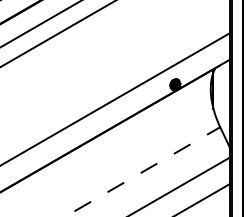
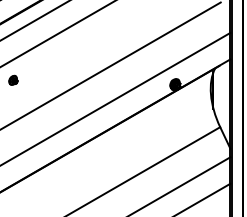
line position: (40, 24) -> (34, 20) (34, 20)
line: none -> present (111, 65)
part: none -> present (13, 79)
line: dashed -> solid (143, 171)
